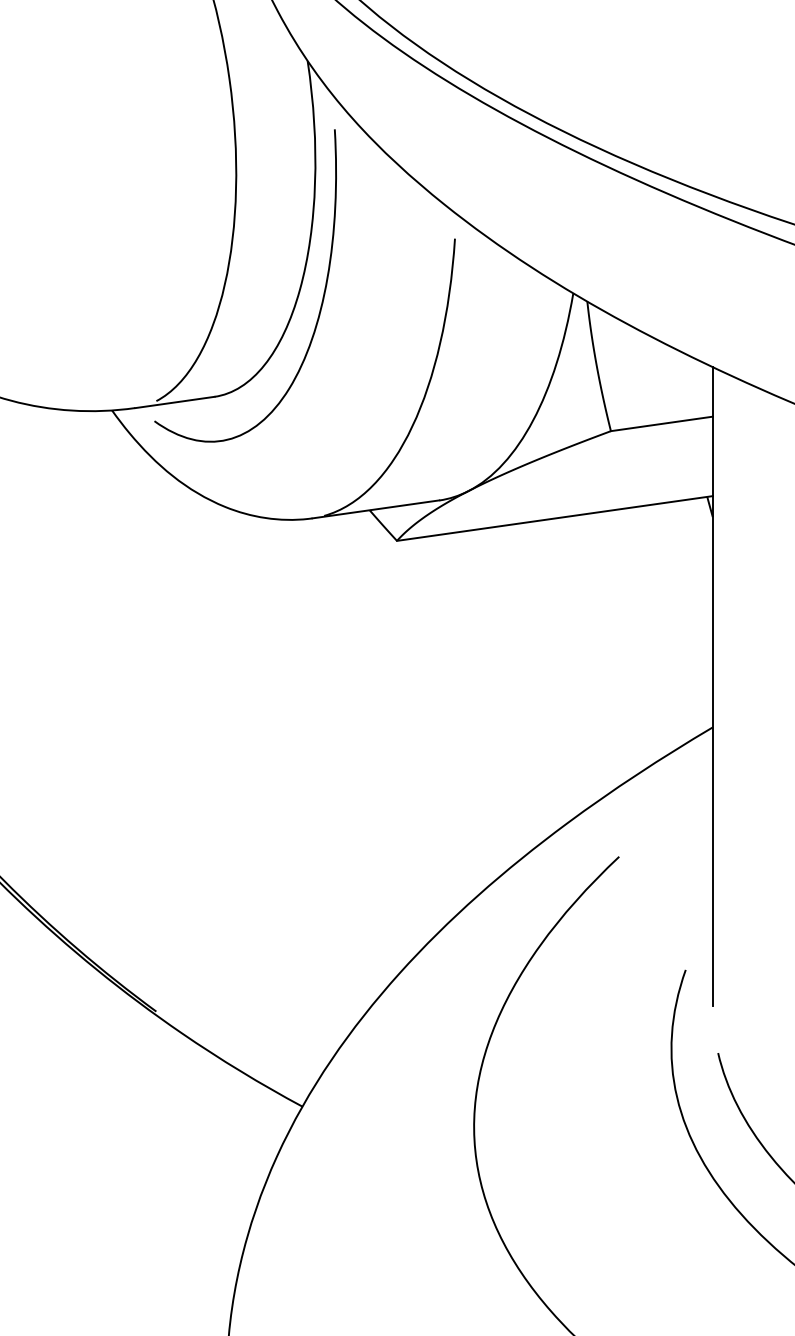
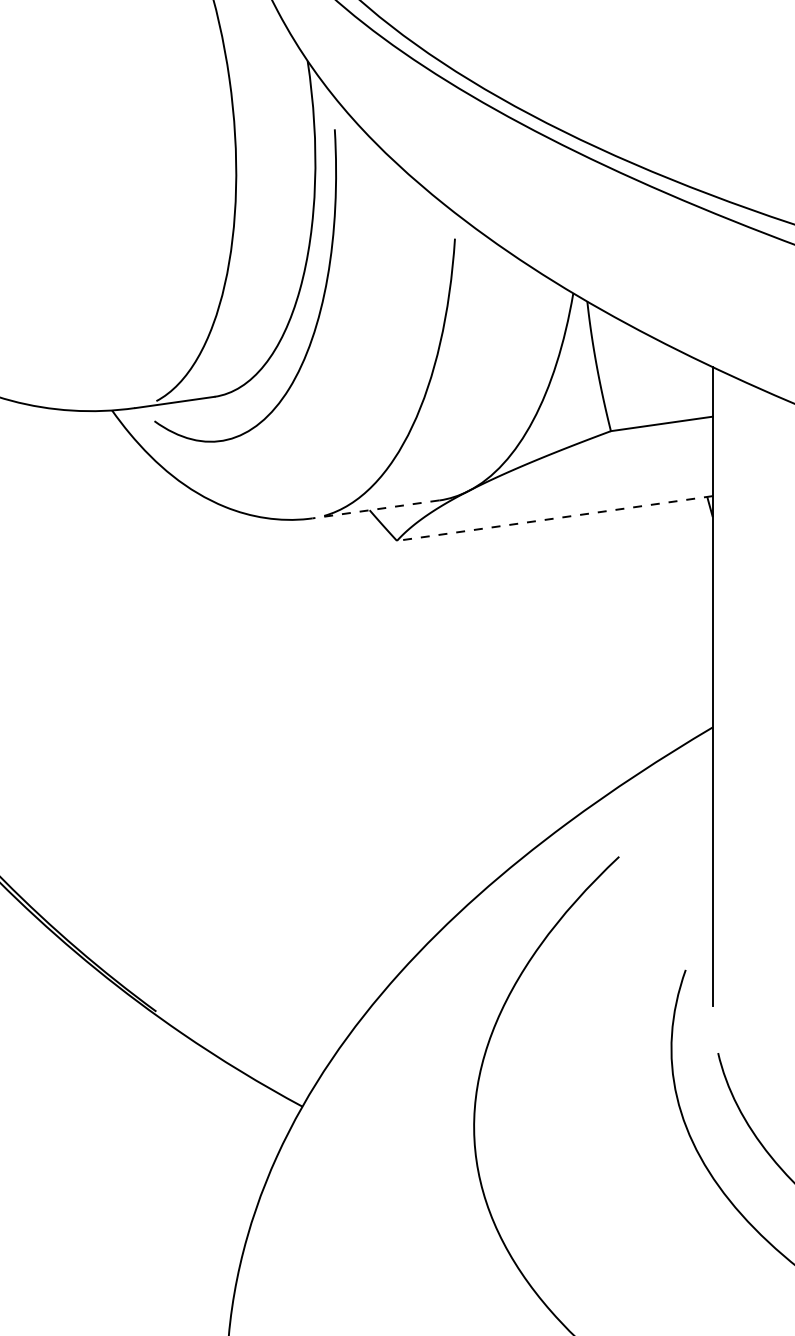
line: solid -> dashed (375, 509)
line: solid -> dashed (554, 518)
